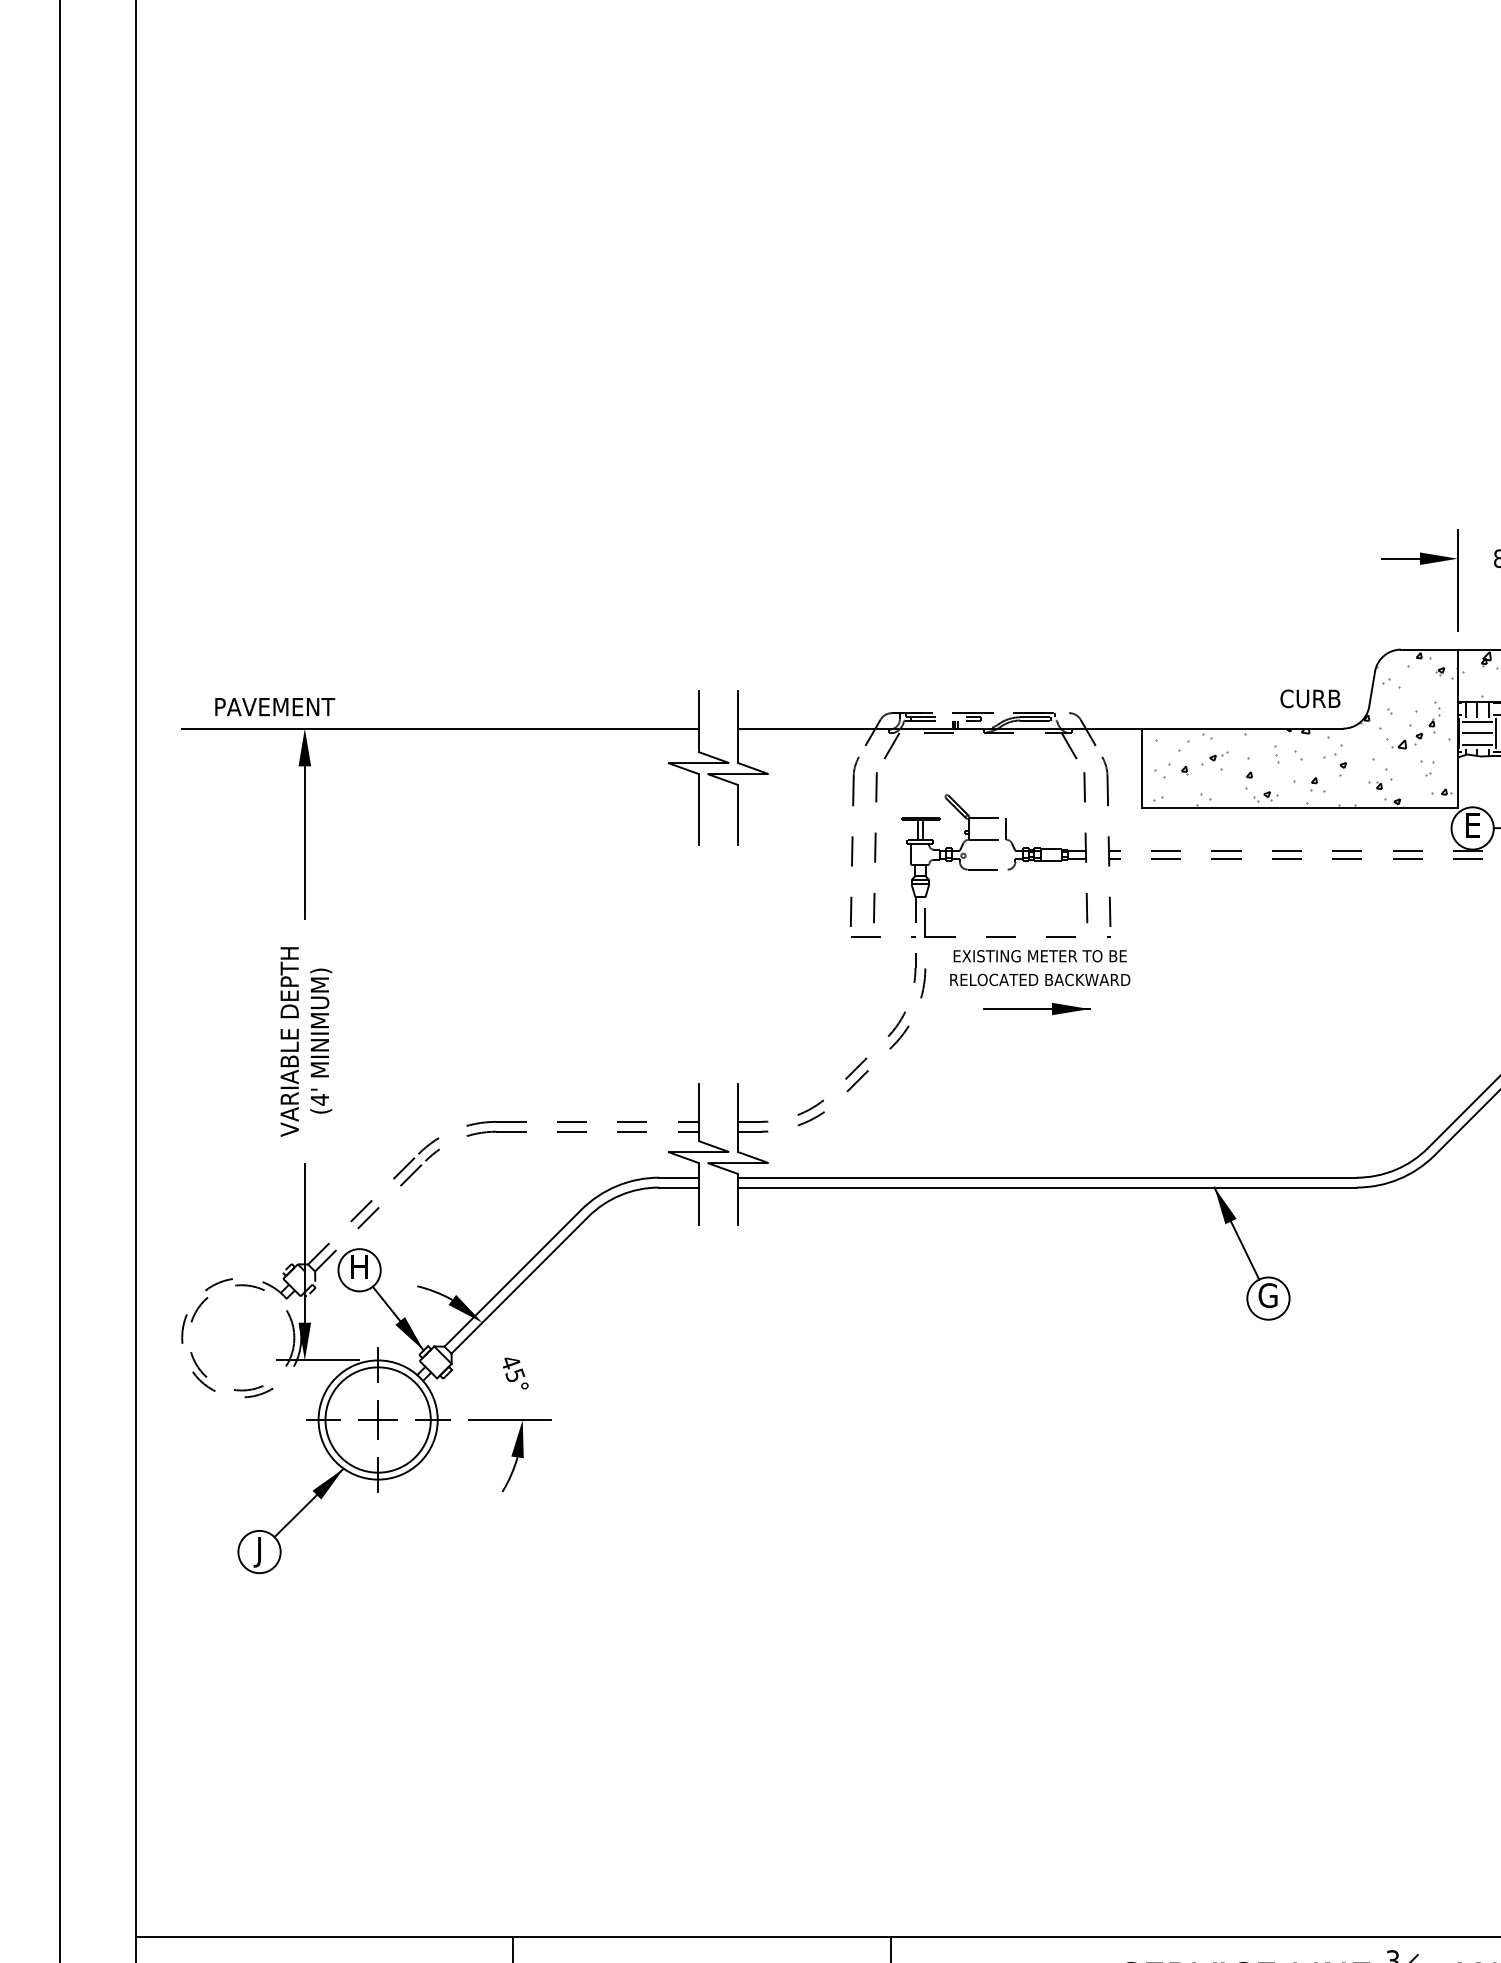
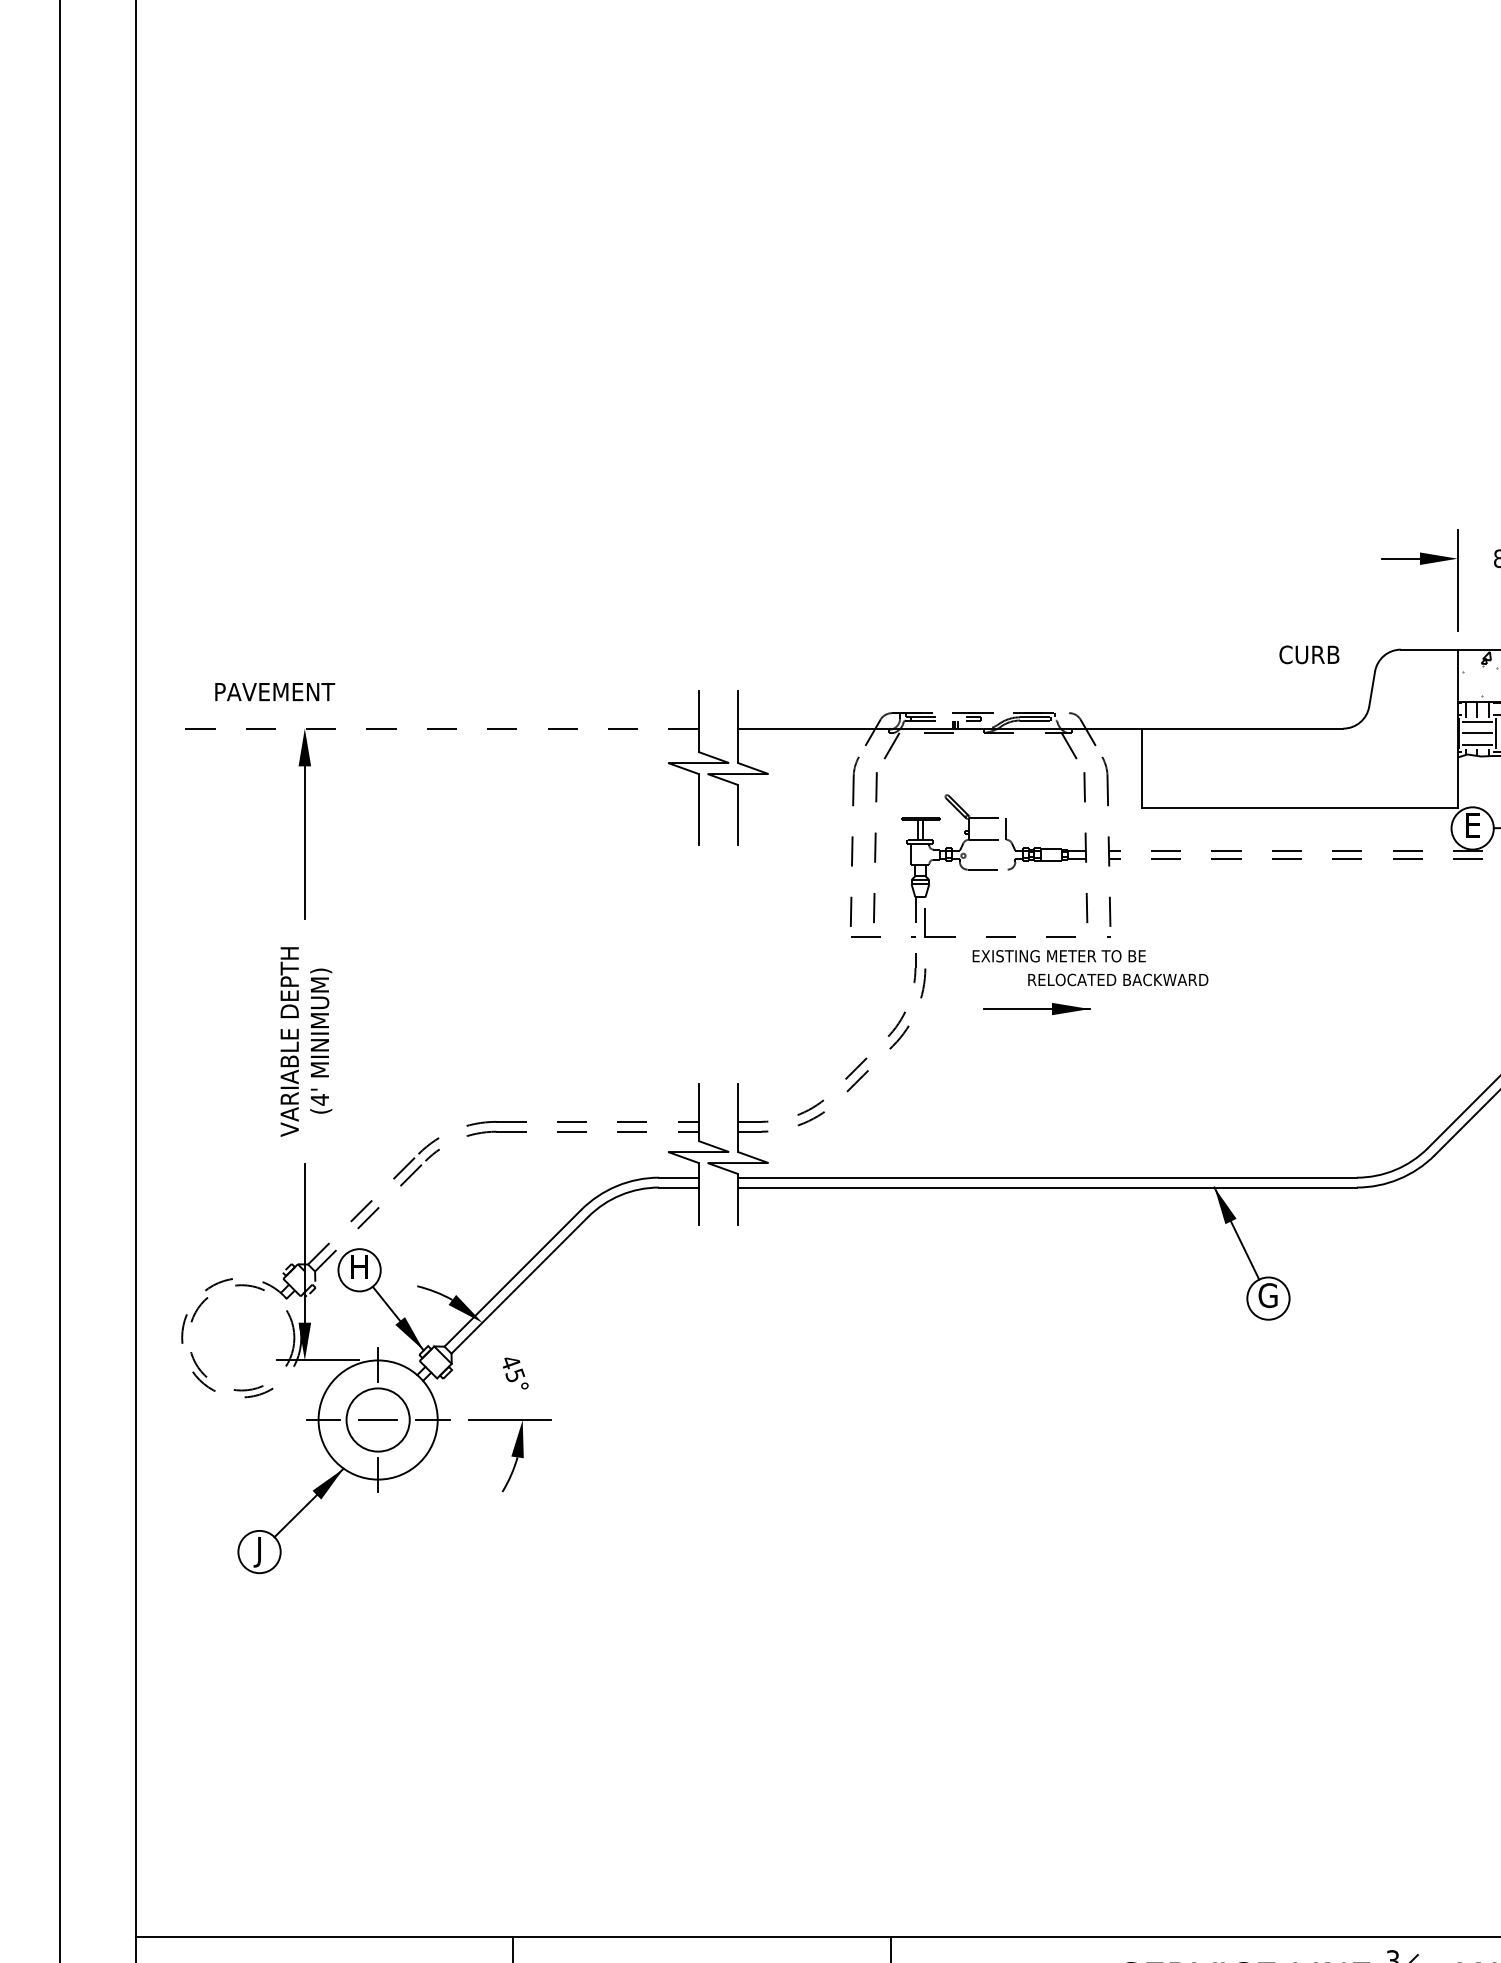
text position: (1310, 698) -> (1309, 654) (1309, 654)
text position: (275, 707) -> (275, 692) (275, 692)
line: solid -> dashed (439, 728)
hatch: present -> none (1305, 729)
text position: (1039, 956) -> (1058, 956) (1058, 956)
text position: (1040, 979) -> (1118, 979) (1118, 979)
circle diameter: 105 px -> 63 px (377, 1419)
line: present -> none (378, 1419)
